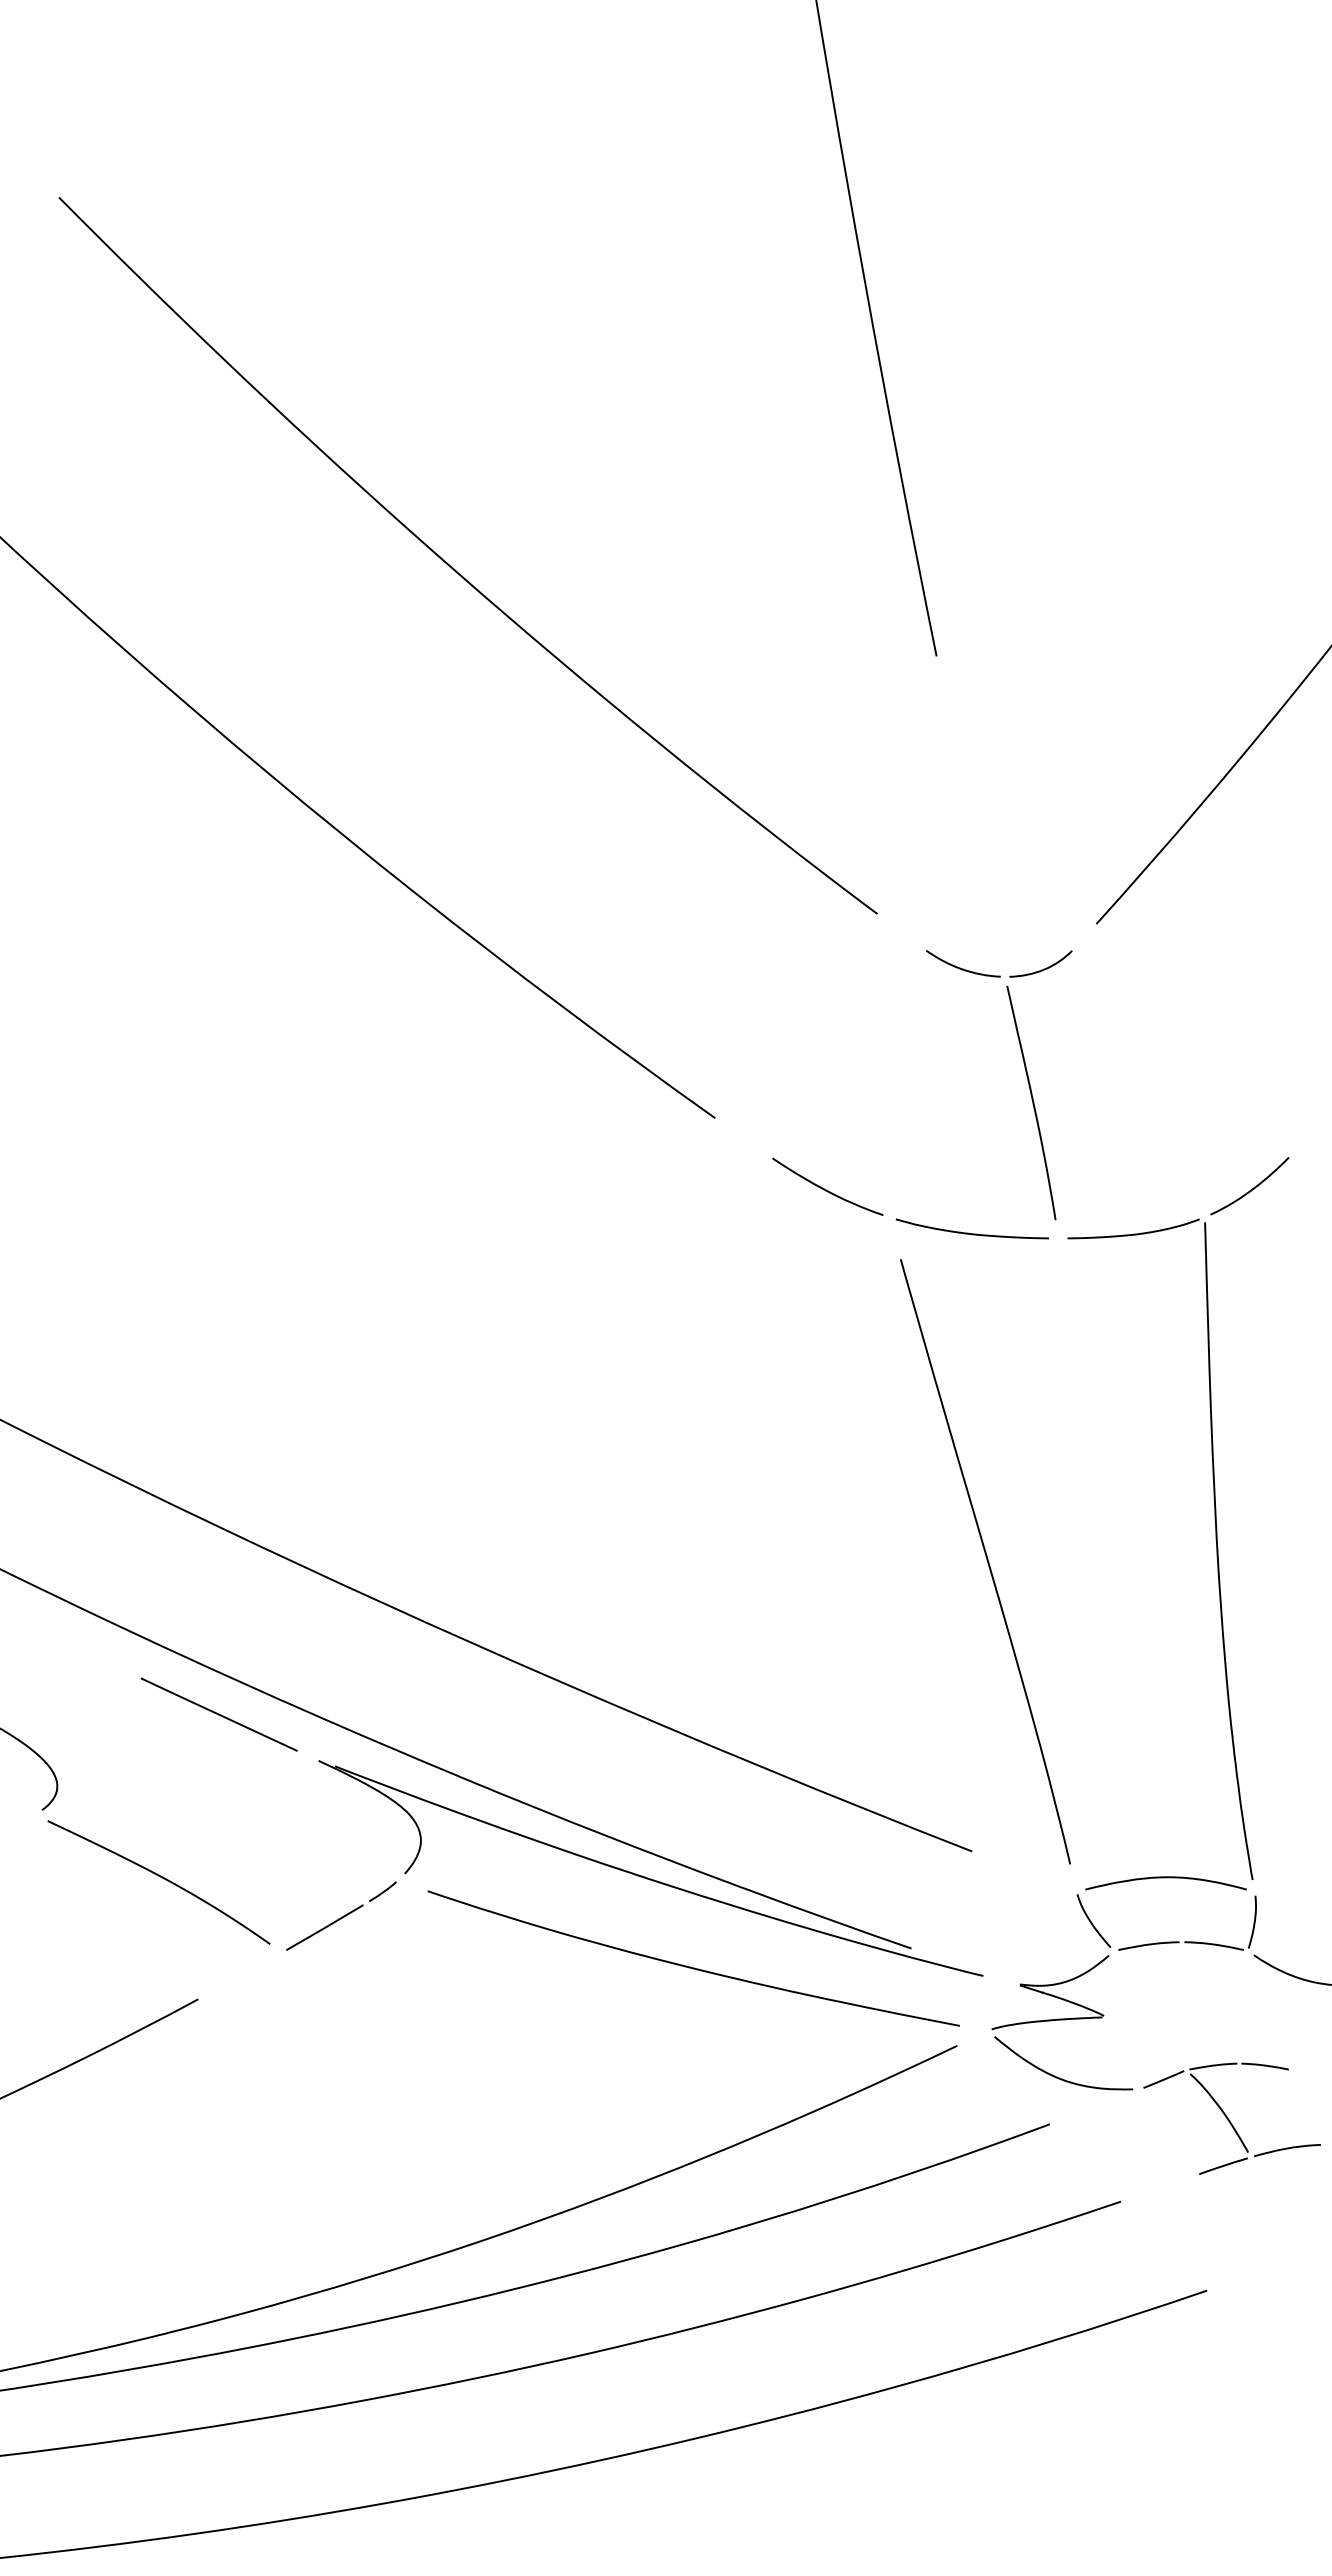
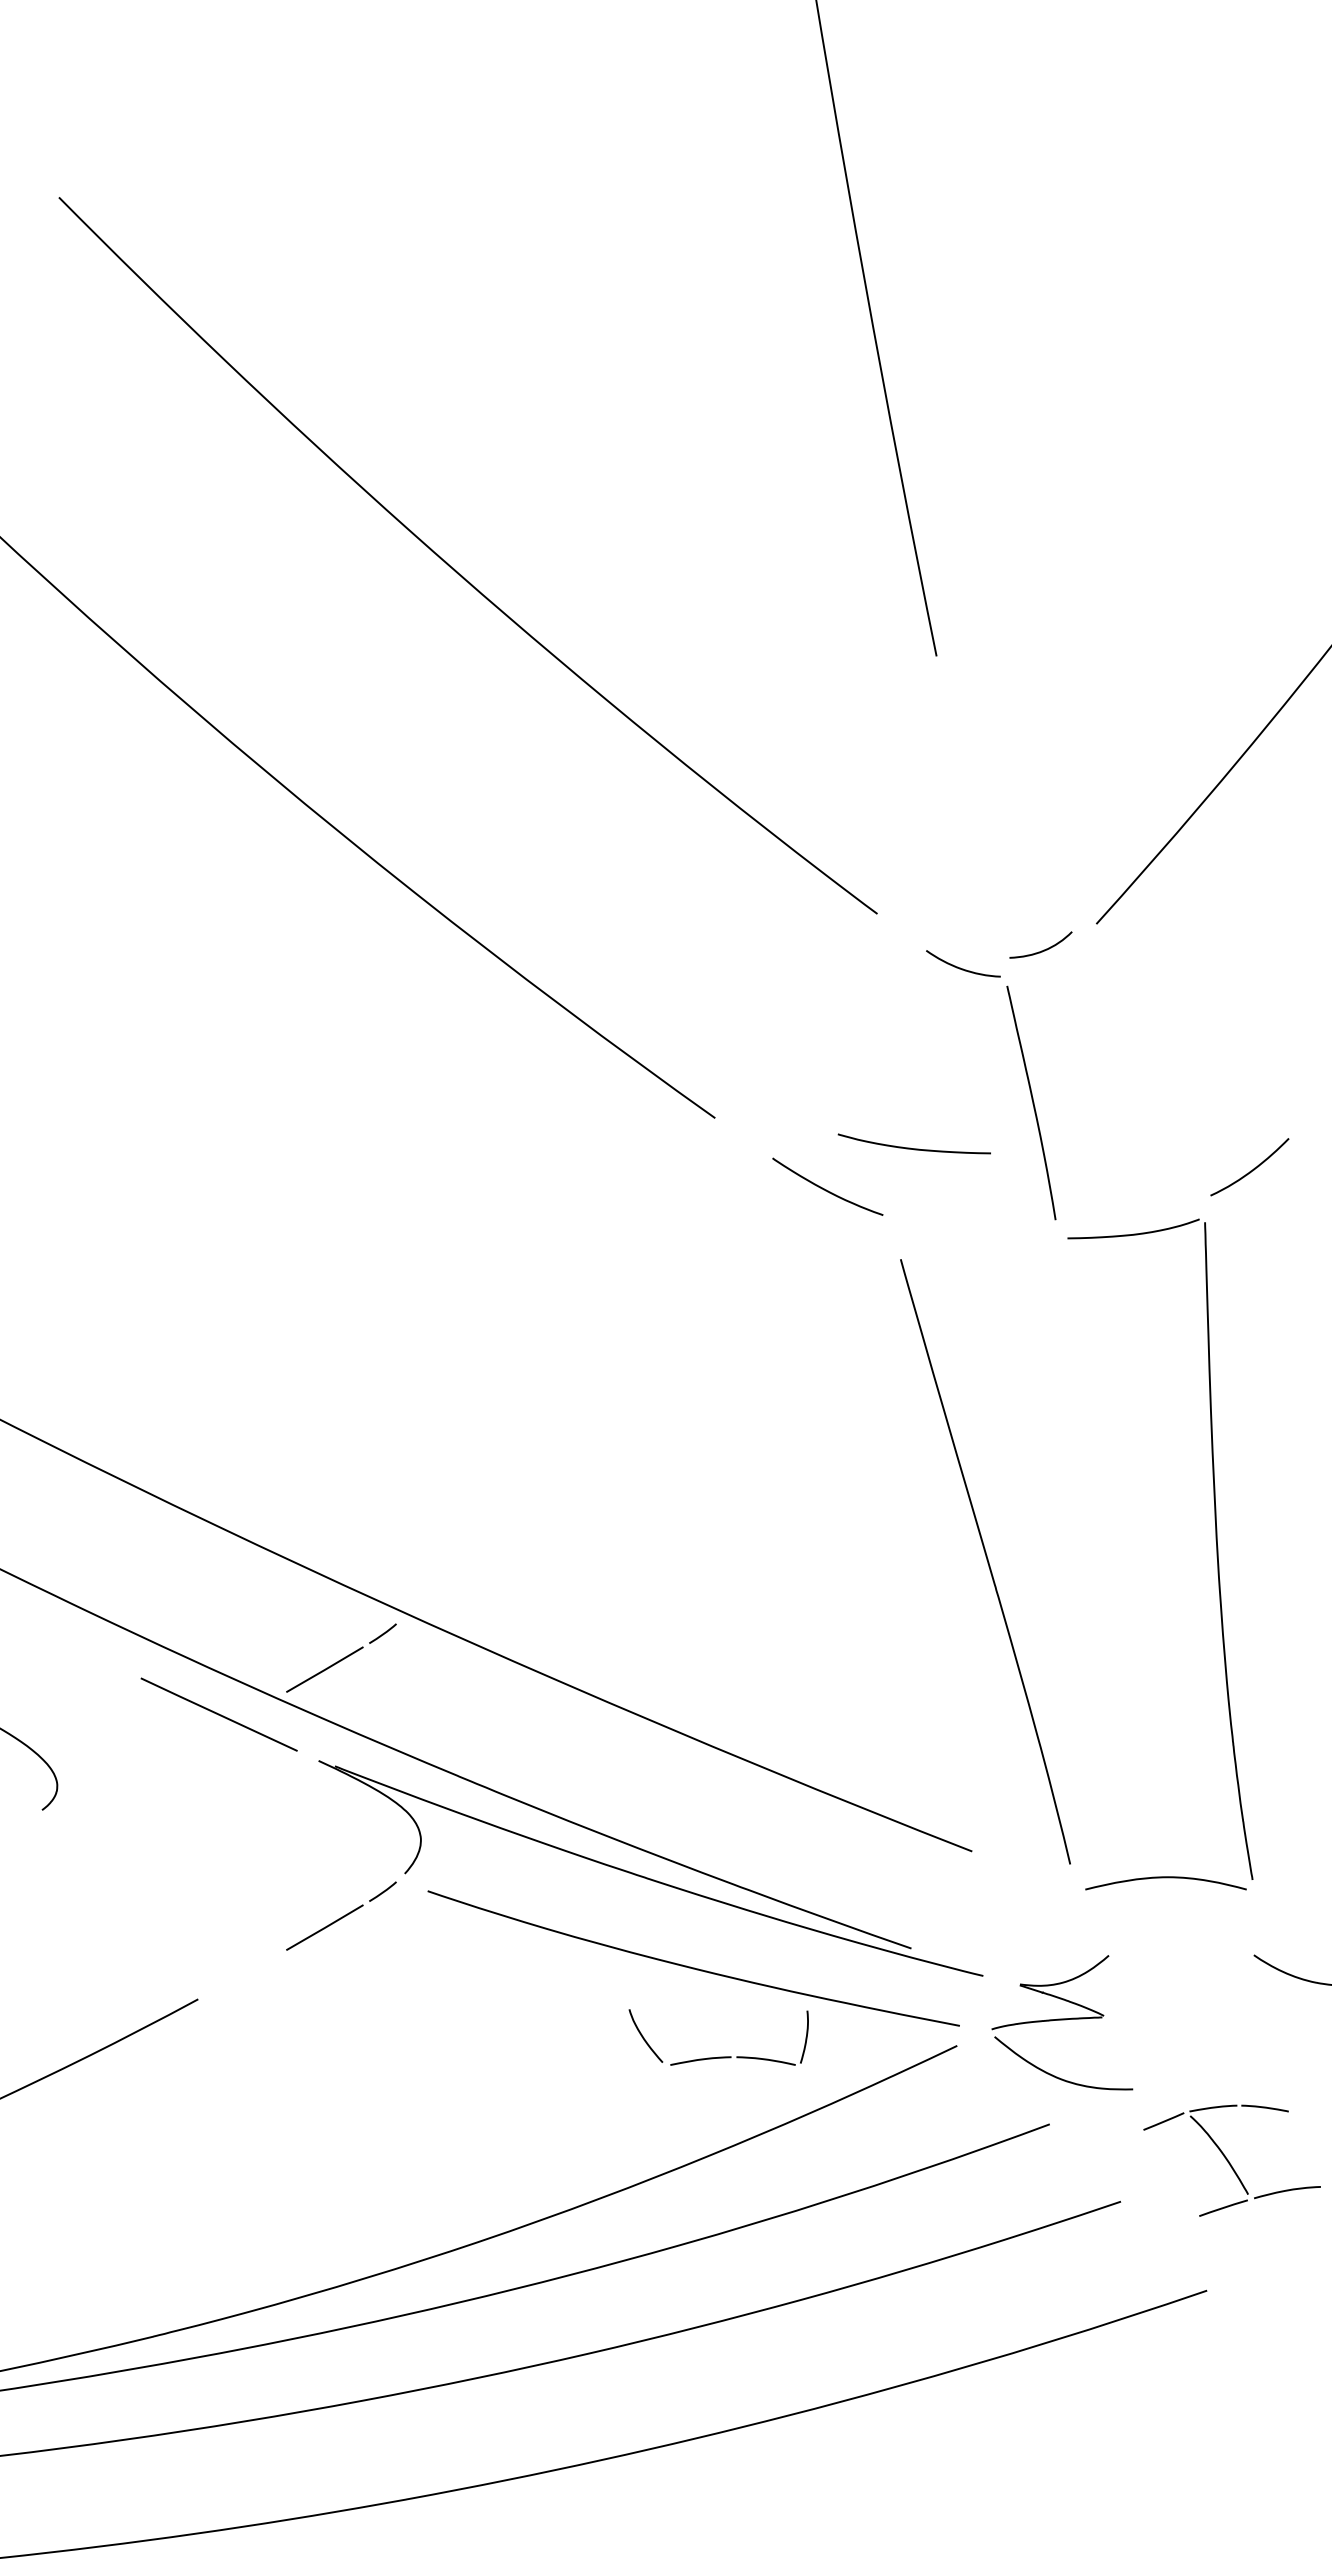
curve position: (1043, 968) -> (1043, 949) (1043, 949)
curve position: (1250, 1189) -> (1250, 1170) (1250, 1170)
curve position: (968, 1232) -> (910, 1147) (910, 1147)
part: none -> present (341, 1657)
curve: present -> none (160, 1877)
part position: (1166, 1941) -> (718, 2056) (718, 2056)
part position: (1231, 2118) -> (1231, 2160) (1231, 2160)
